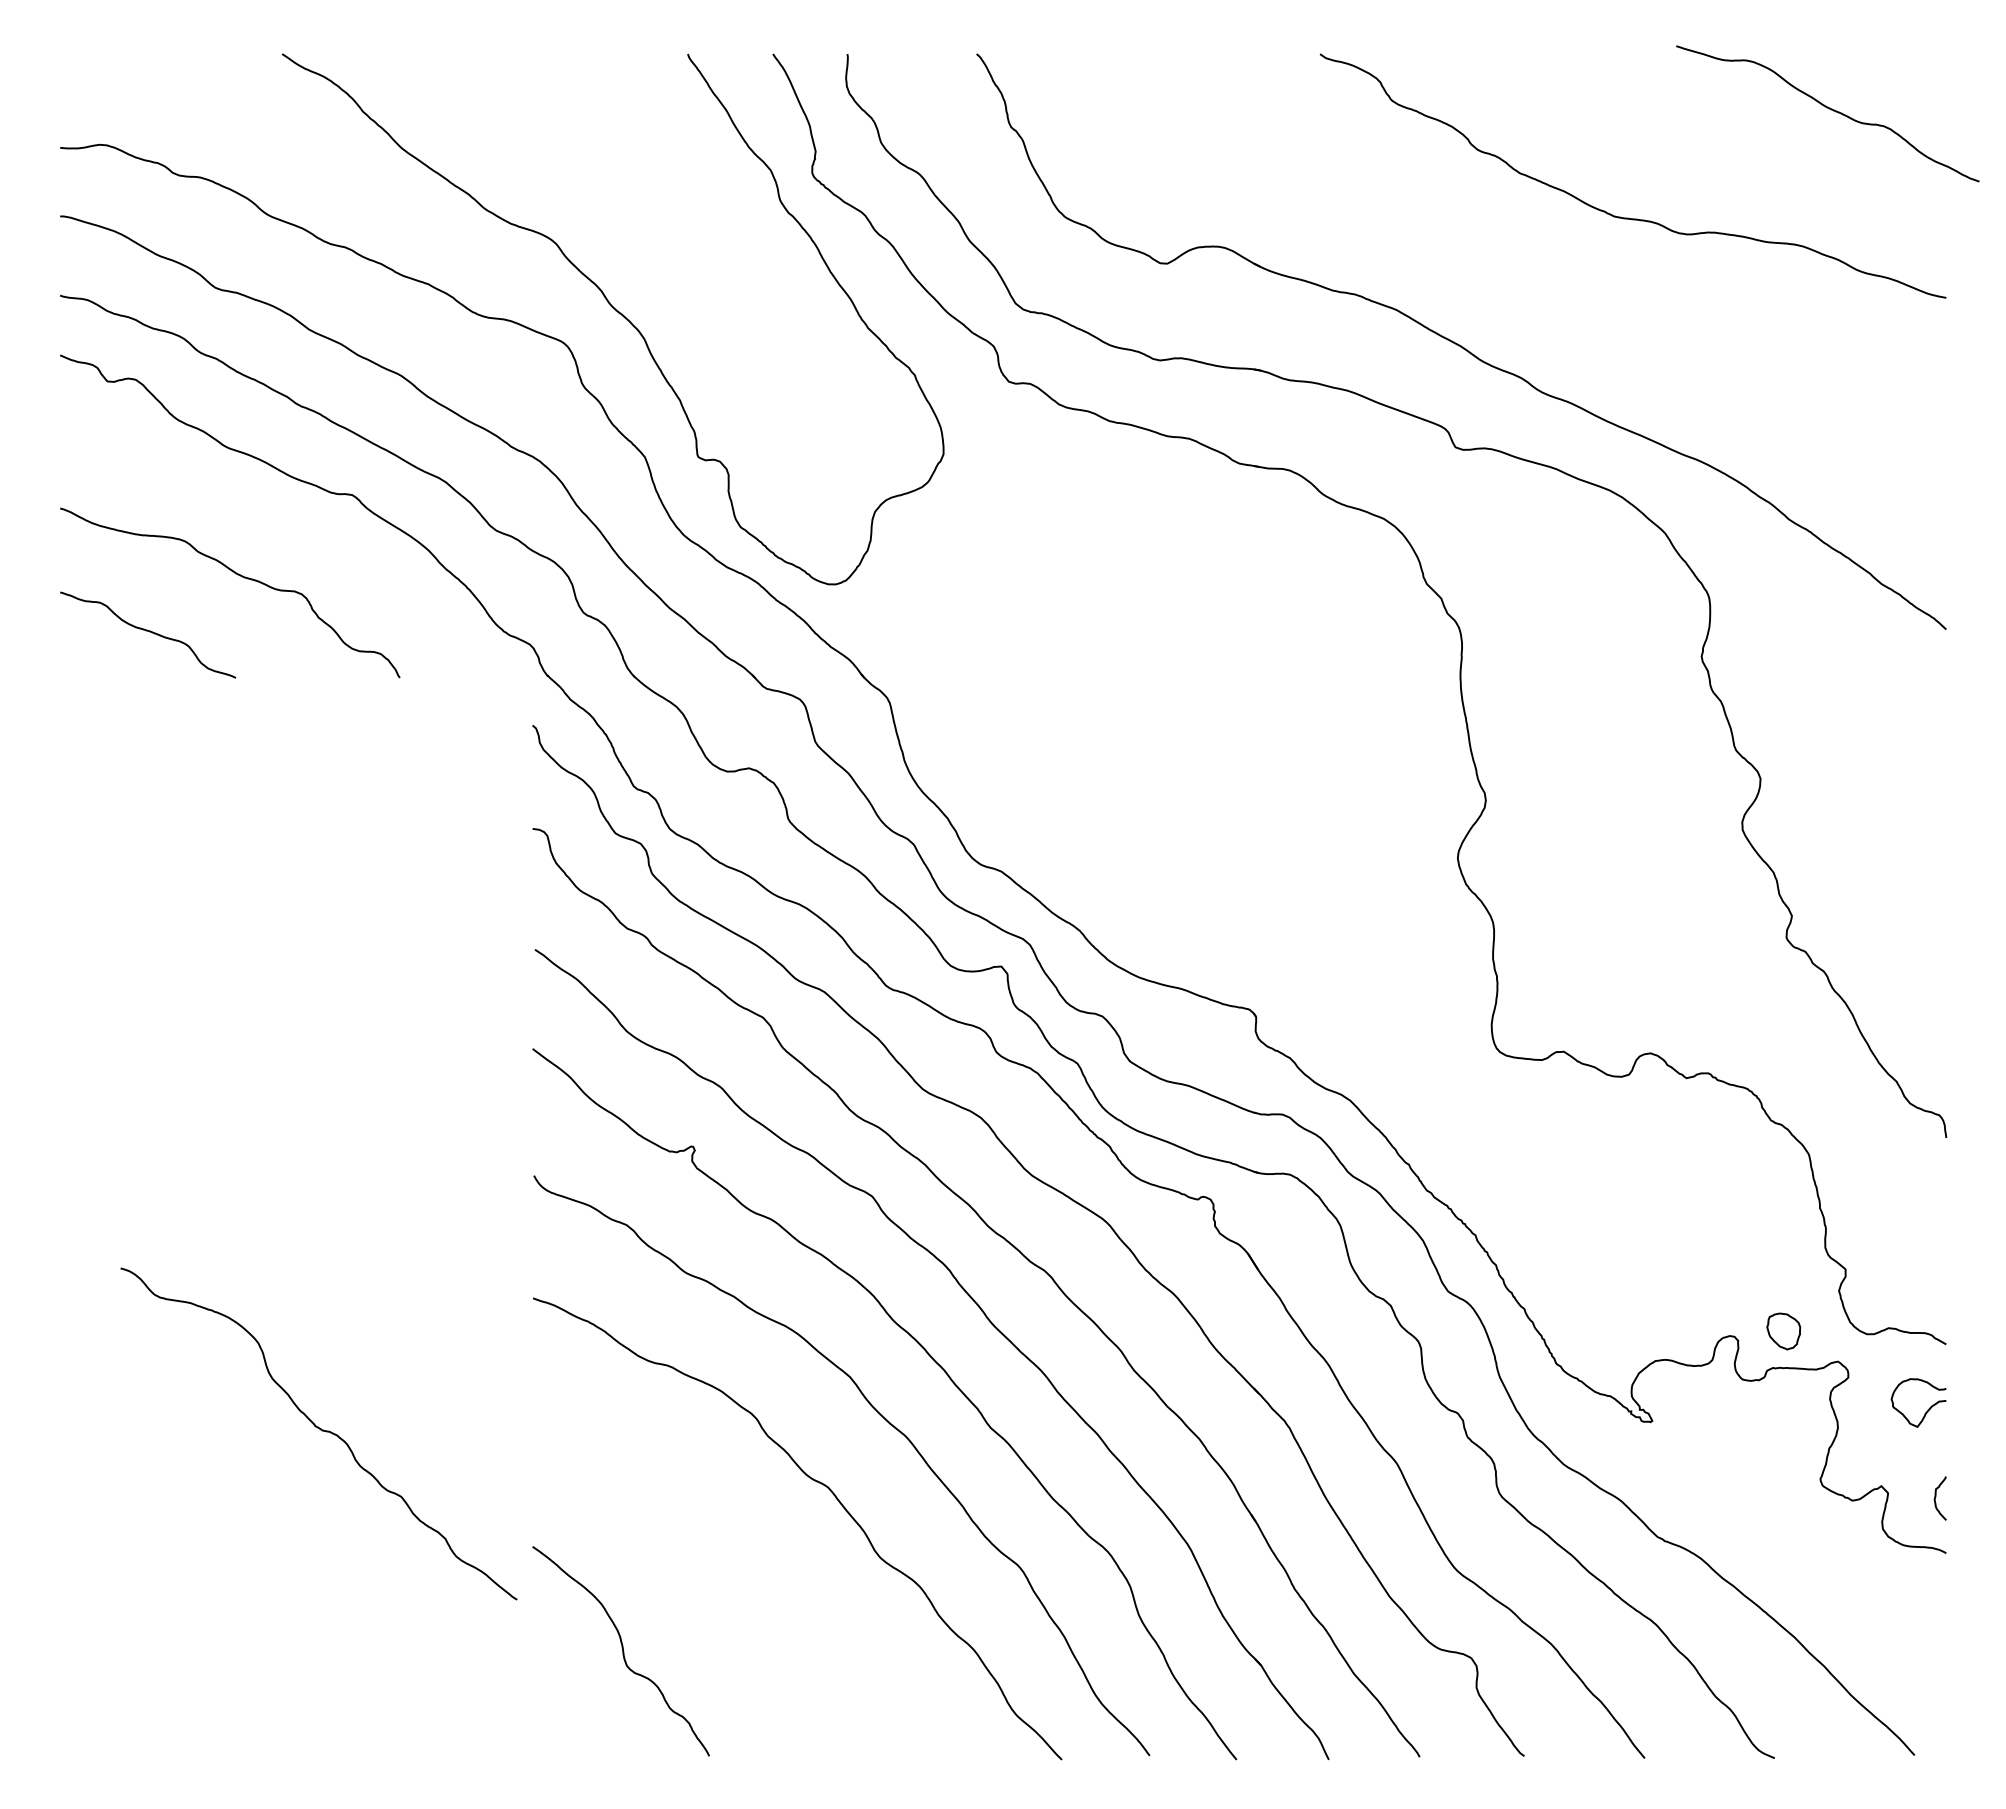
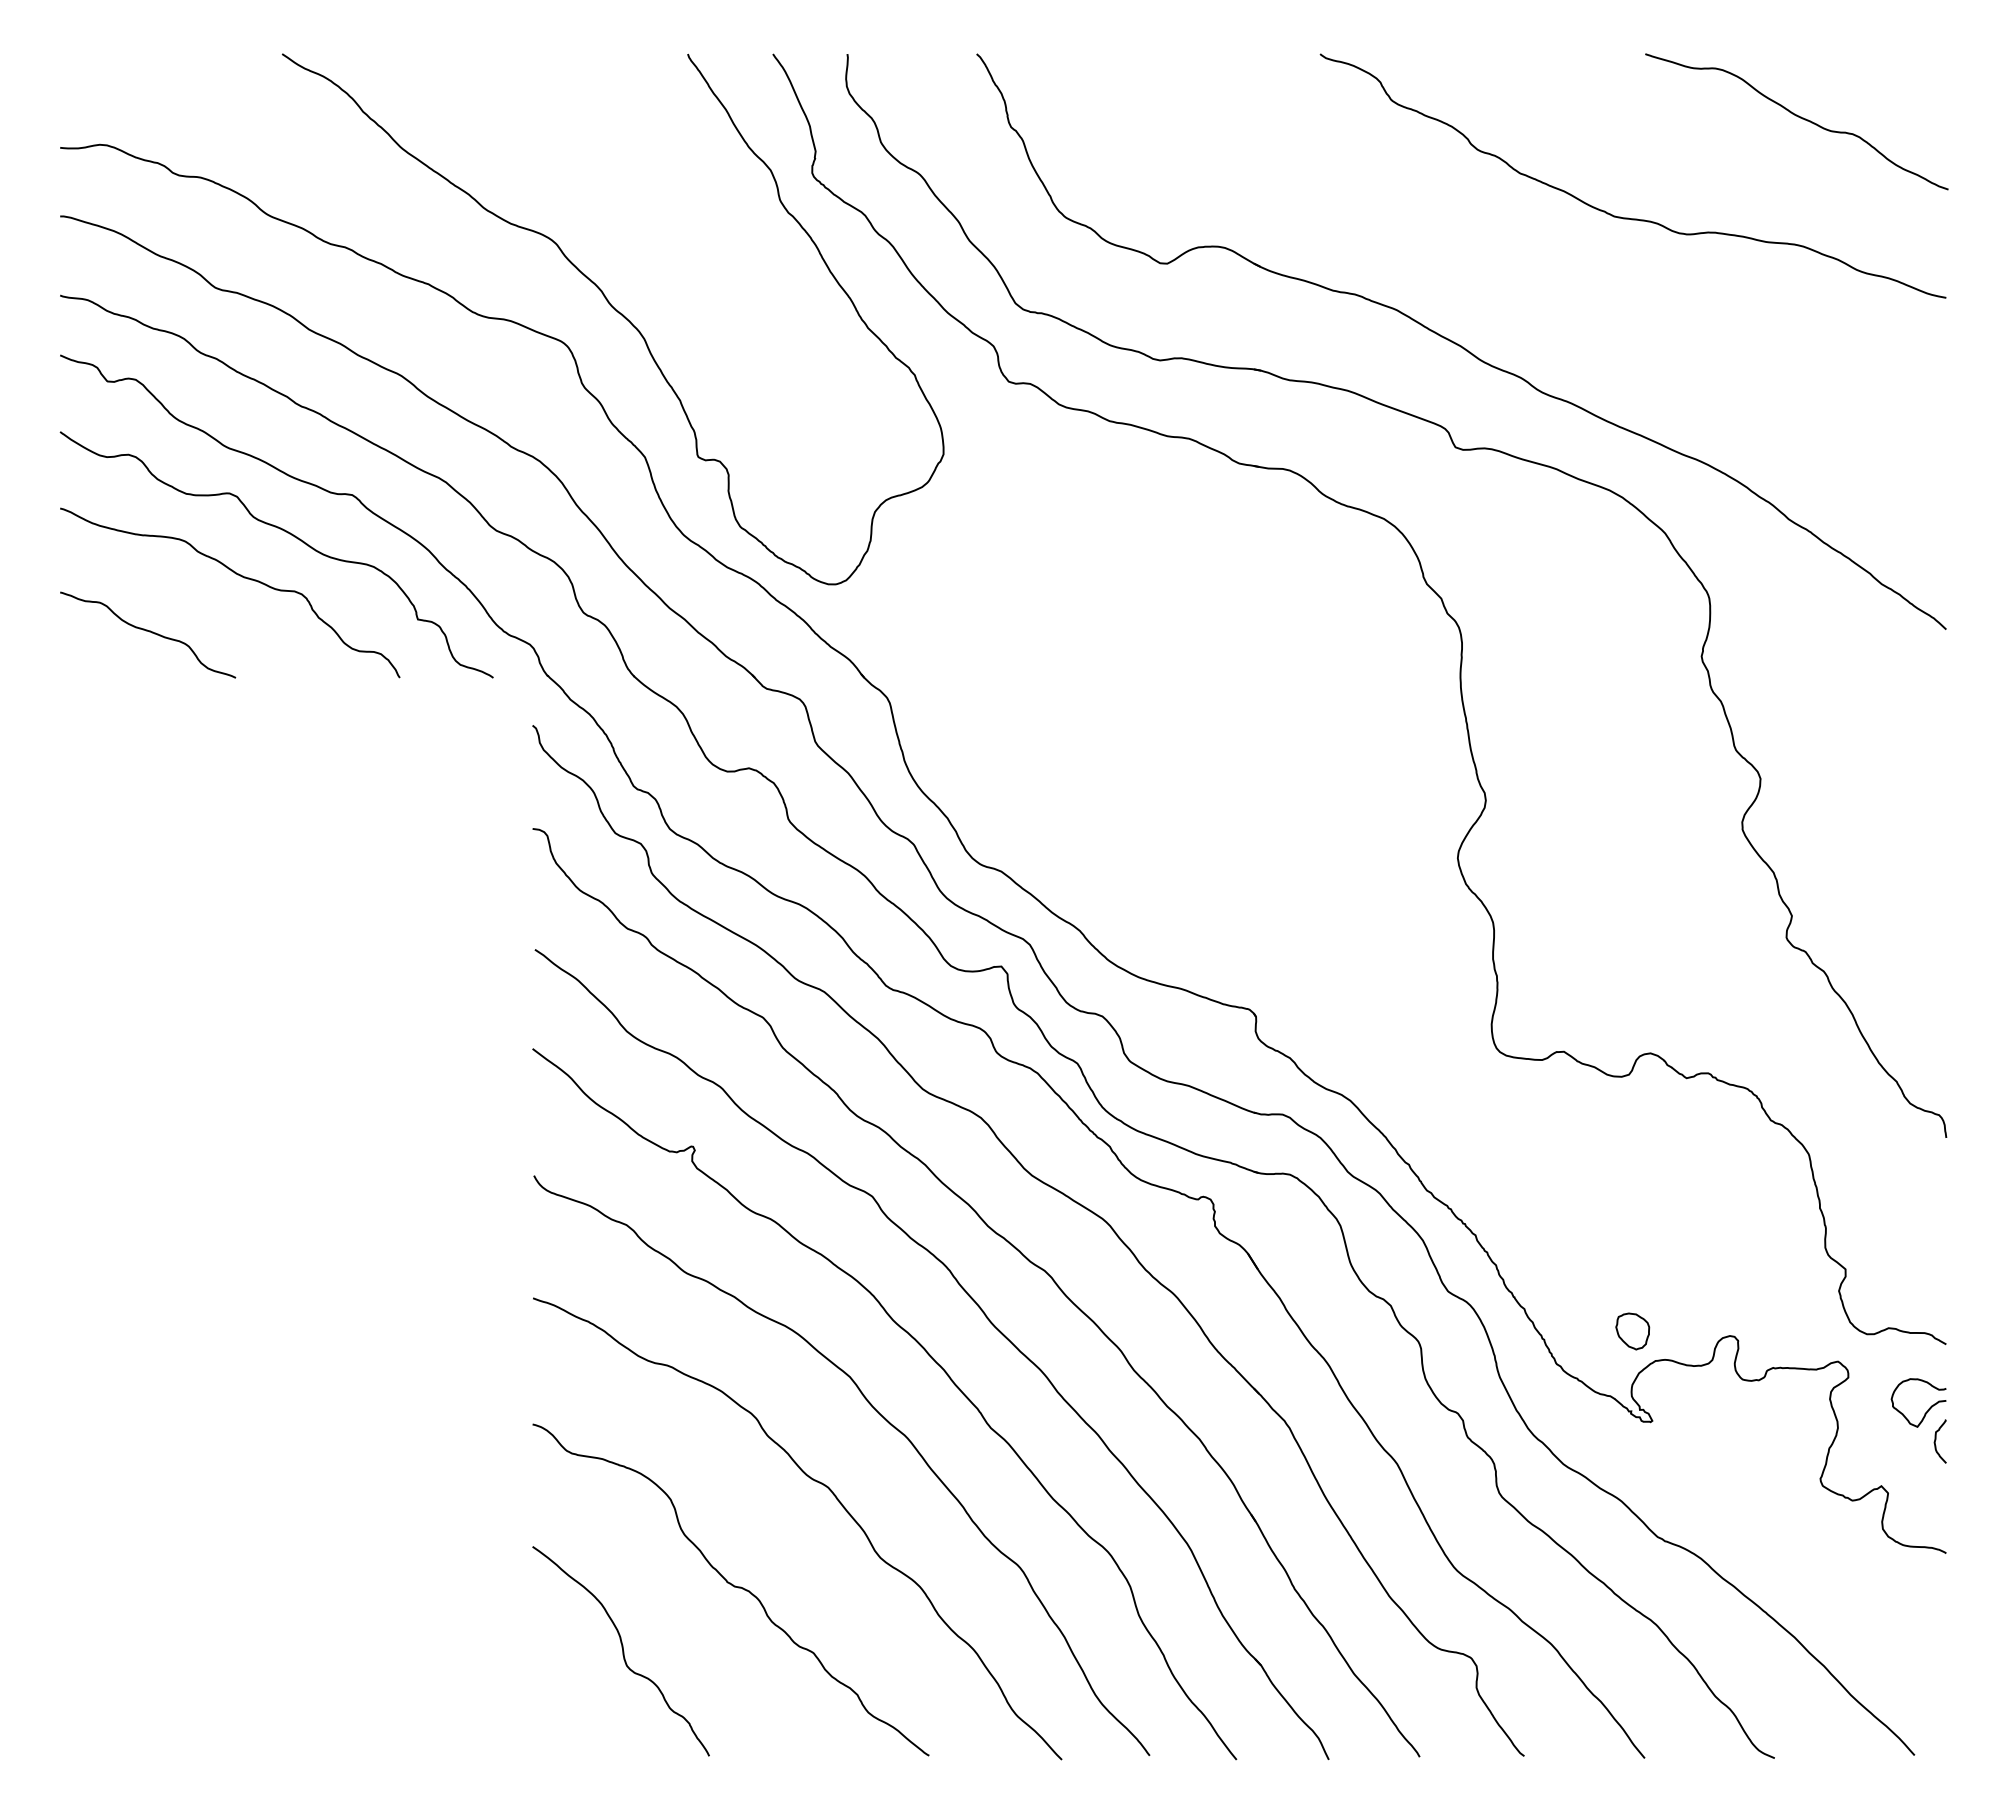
curve position: (1829, 109) -> (1798, 117) (1798, 117)
curve: none -> present (287, 533)
part position: (1783, 1331) -> (1632, 1331) (1632, 1331)
curve position: (320, 1430) -> (732, 1586) (732, 1586)
curve position: (1936, 1497) -> (1936, 1440) (1936, 1440)
